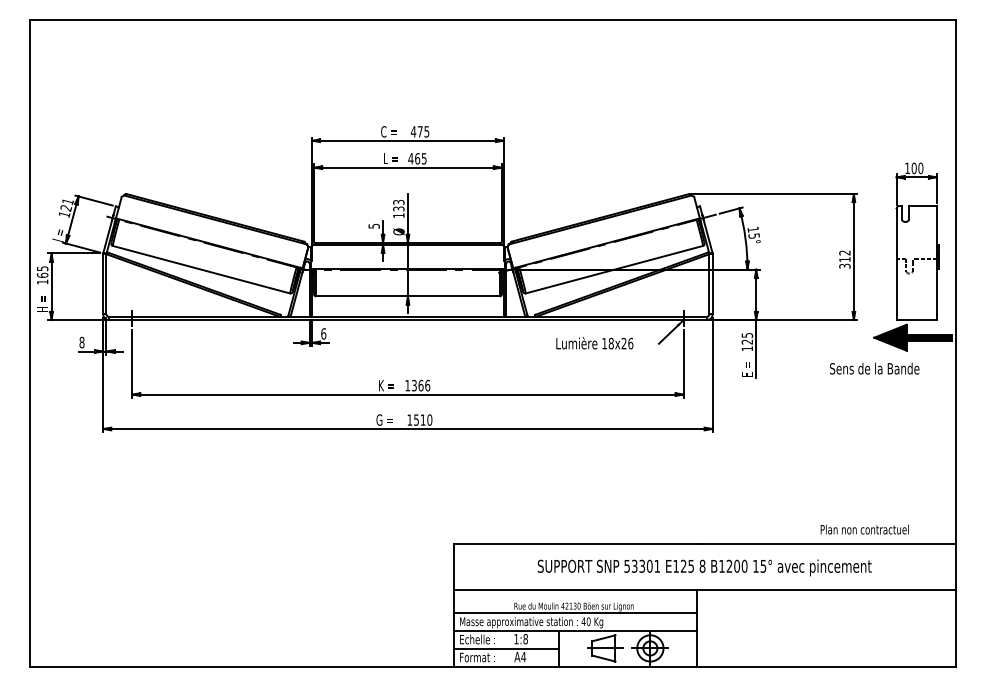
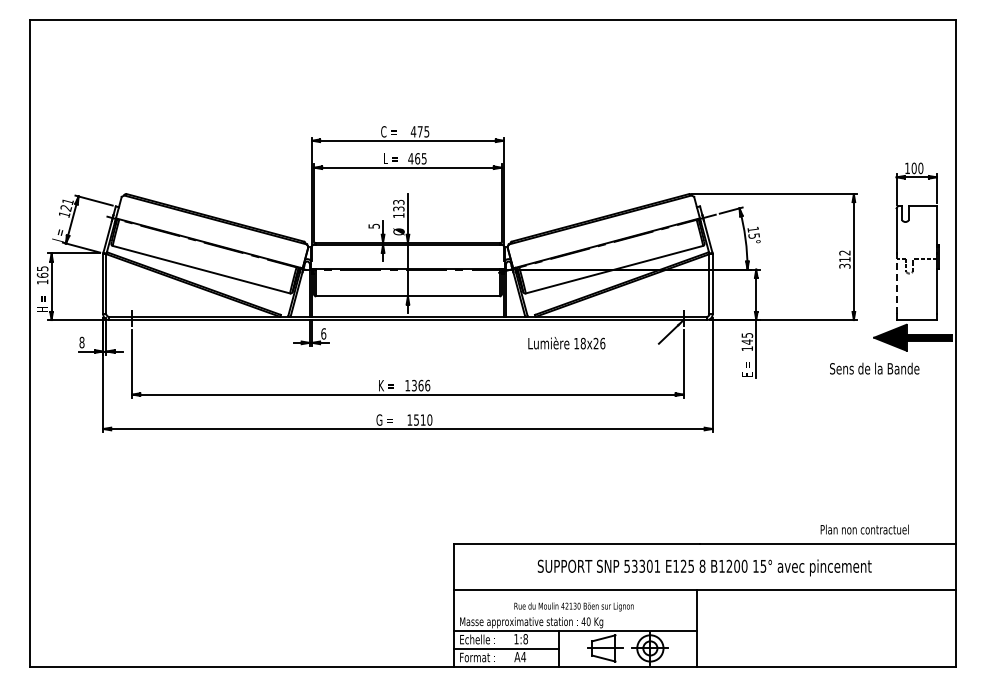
line: solid -> dashed (896, 283)
text: 125 -> 145 (746, 341)
text position: (594, 343) -> (566, 343) (566, 343)
line: present -> none (575, 613)
